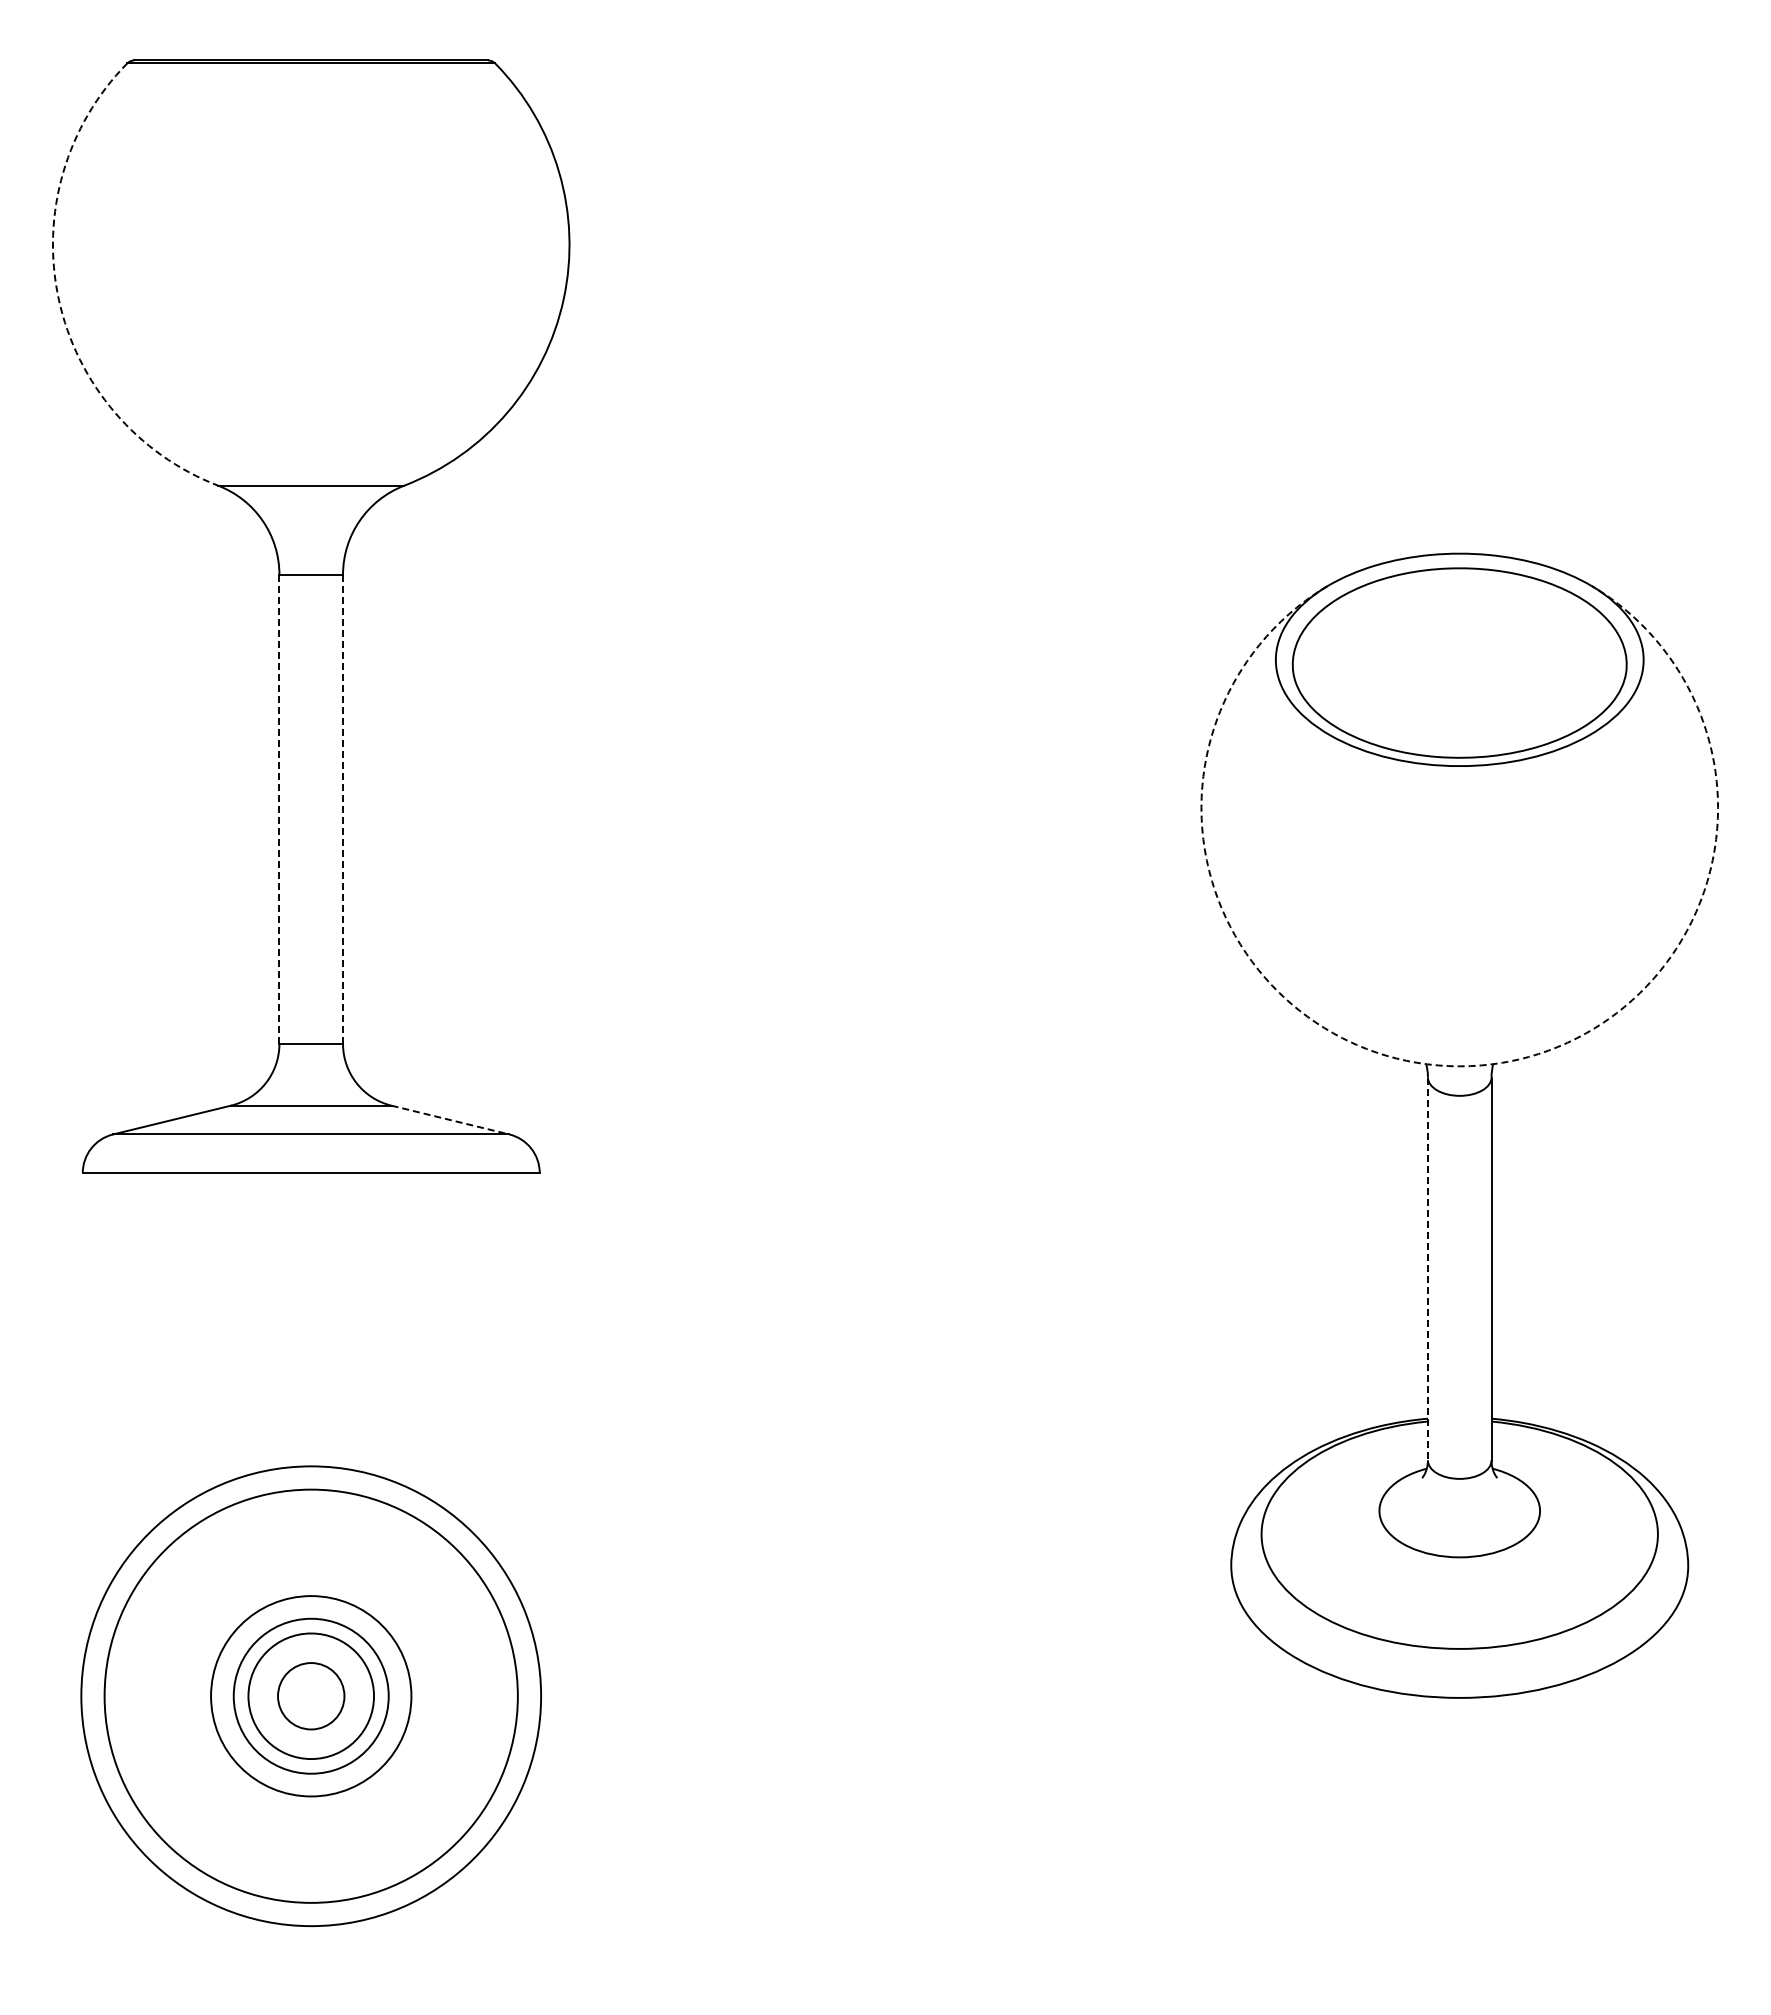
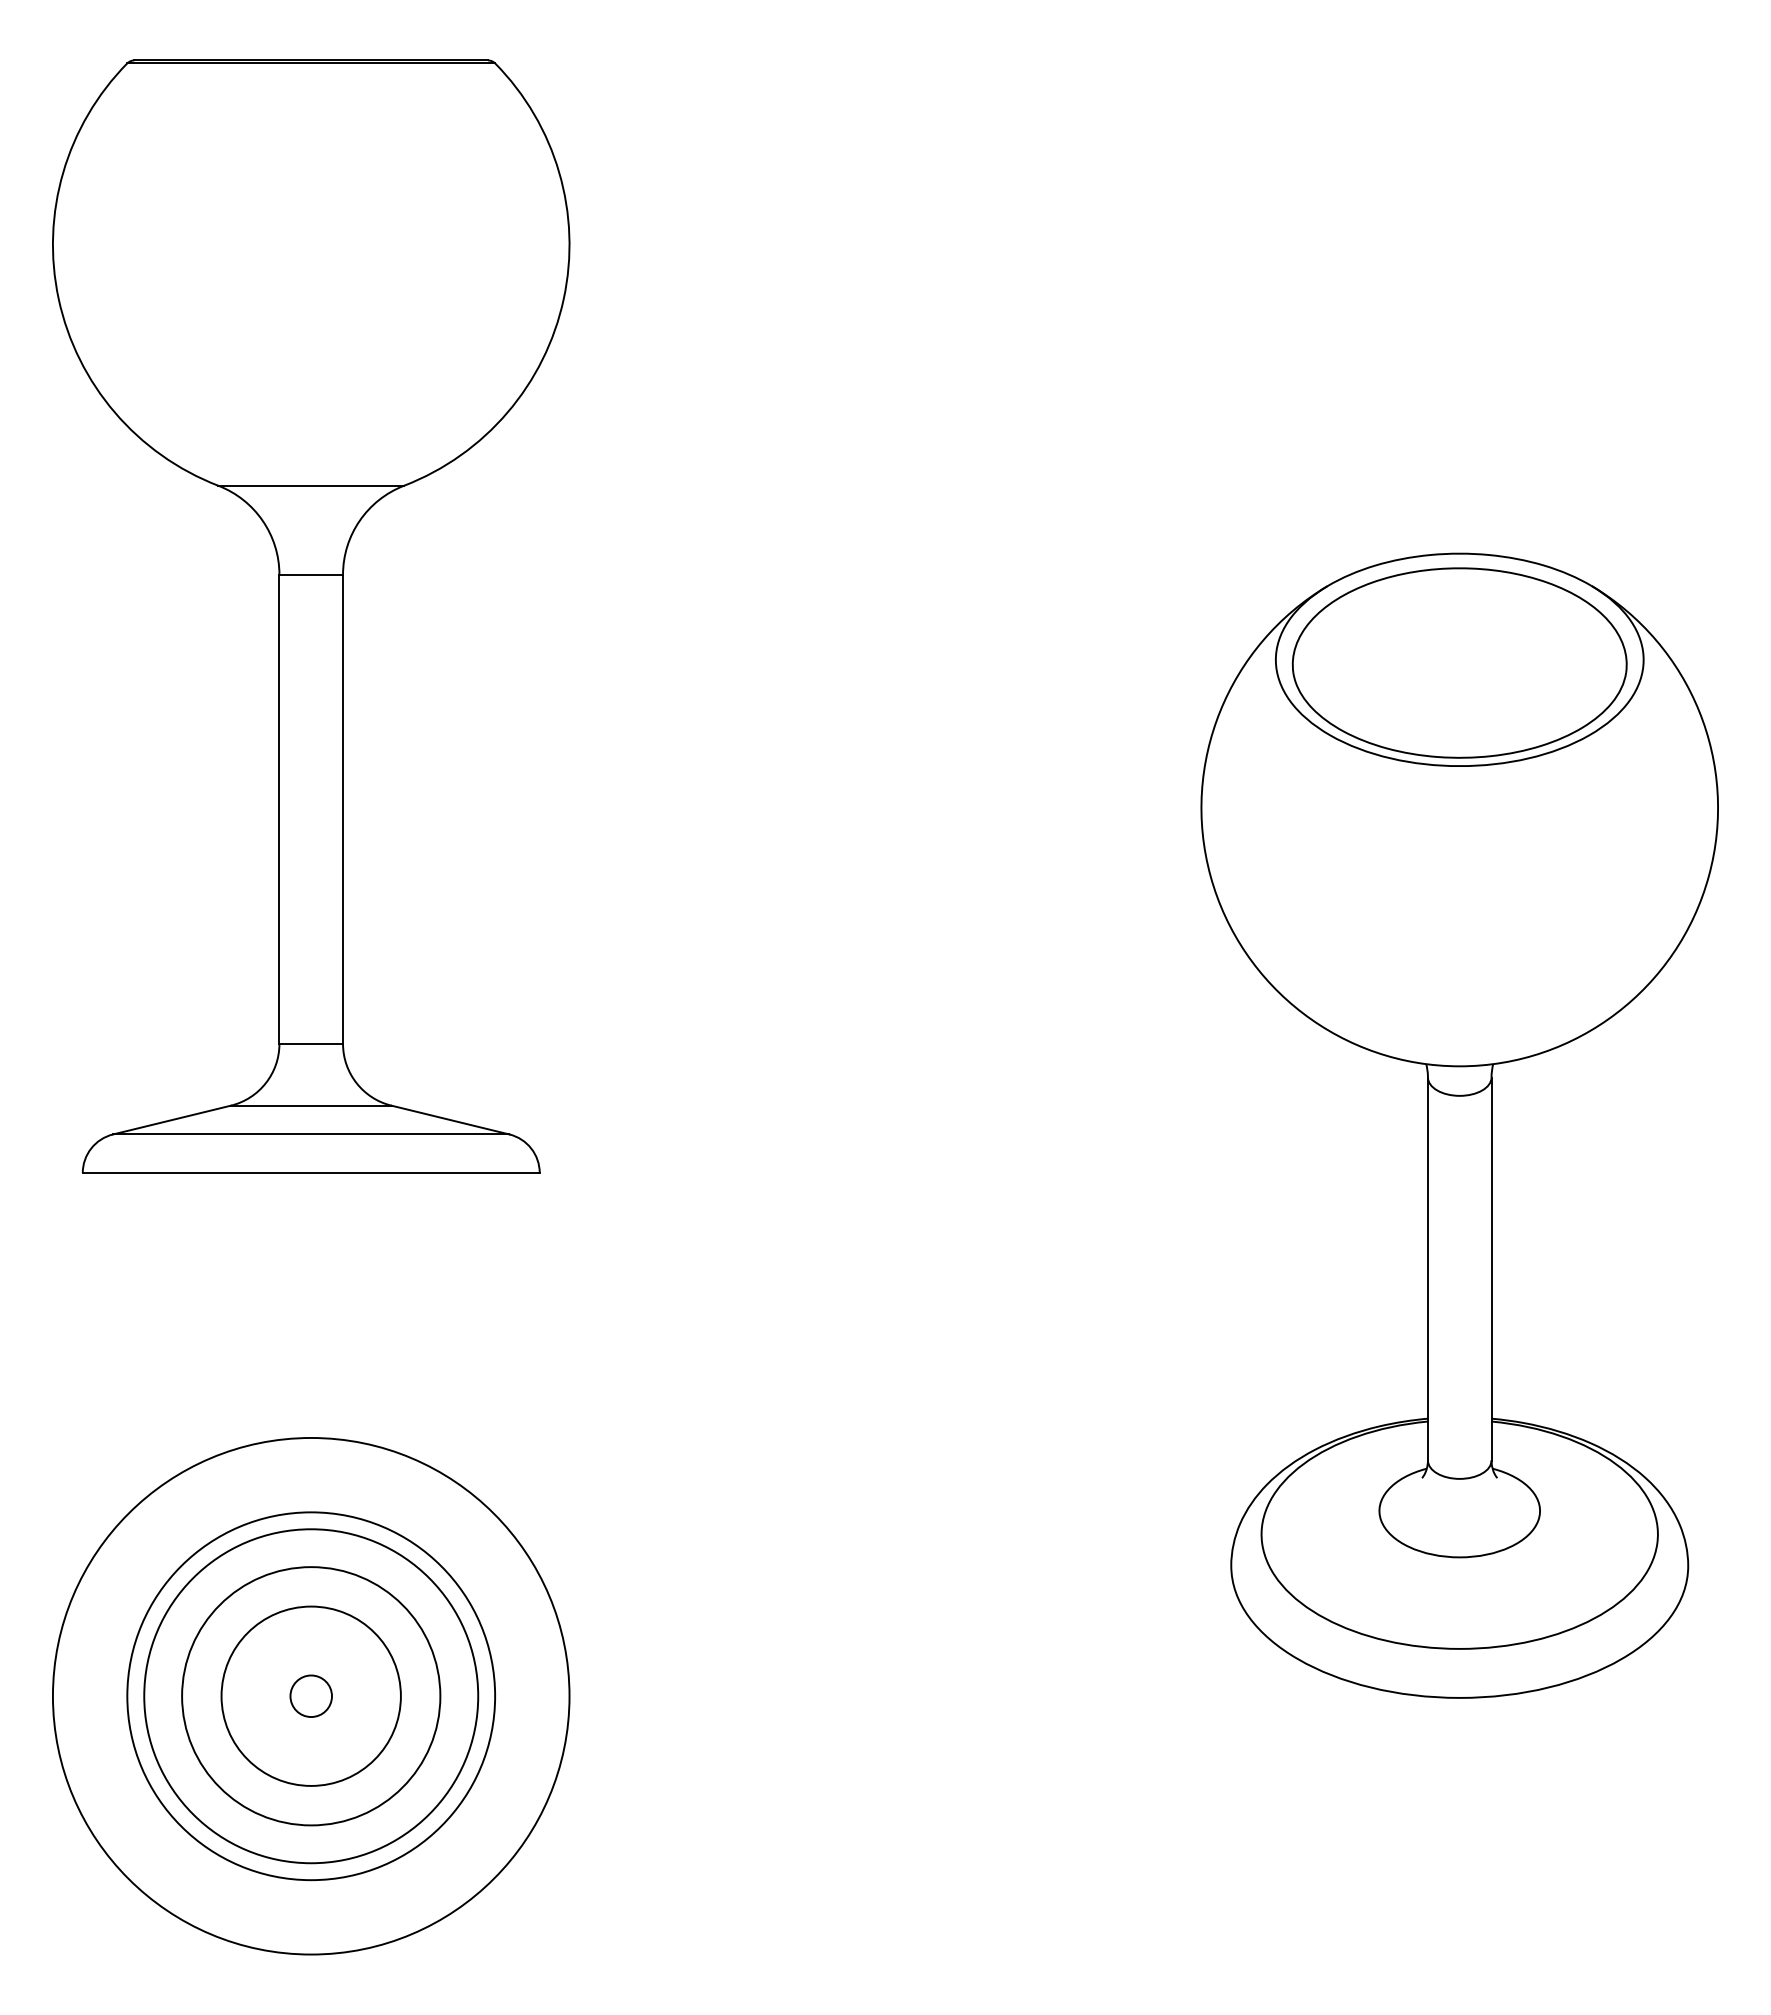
arc: dashed -> solid (58, 299)
line: dashed -> solid (279, 809)
line: dashed -> solid (343, 809)
arc: dashed -> solid (1459, 1066)
line: dashed -> solid (450, 1120)
line: dashed -> solid (1427, 1269)
circle diameter: 155 px -> 258 px (311, 1696)
circle diameter: 413 px -> 517 px (310, 1695)
circle diameter: 126 px -> 179 px (310, 1695)
circle diameter: 200 px -> 334 px (311, 1696)
circle diameter: 460 px -> 368 px (311, 1696)
circle diameter: 66 px -> 42 px (311, 1696)
